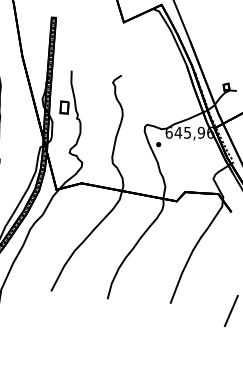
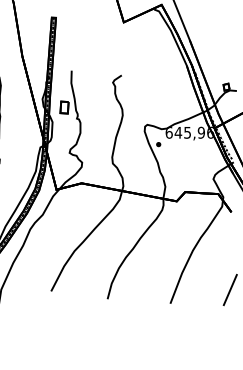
line position: (230, 311) -> (229, 290) (229, 290)
